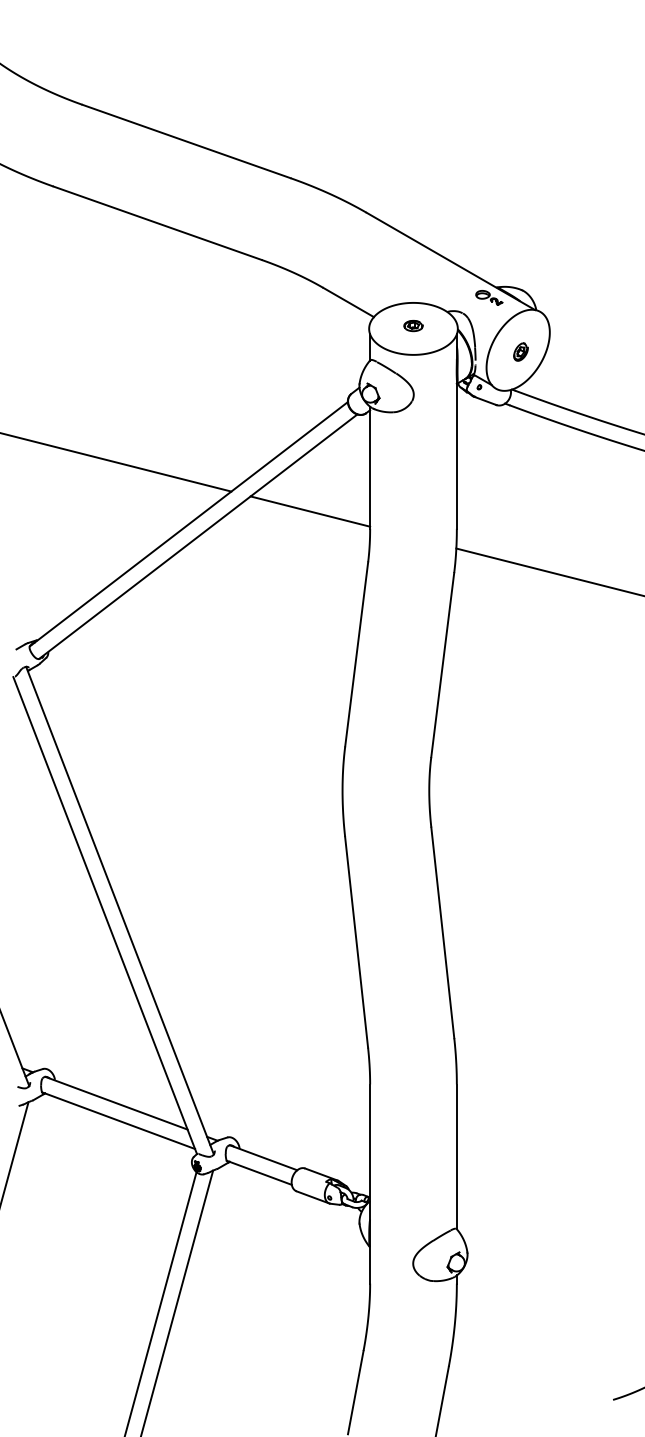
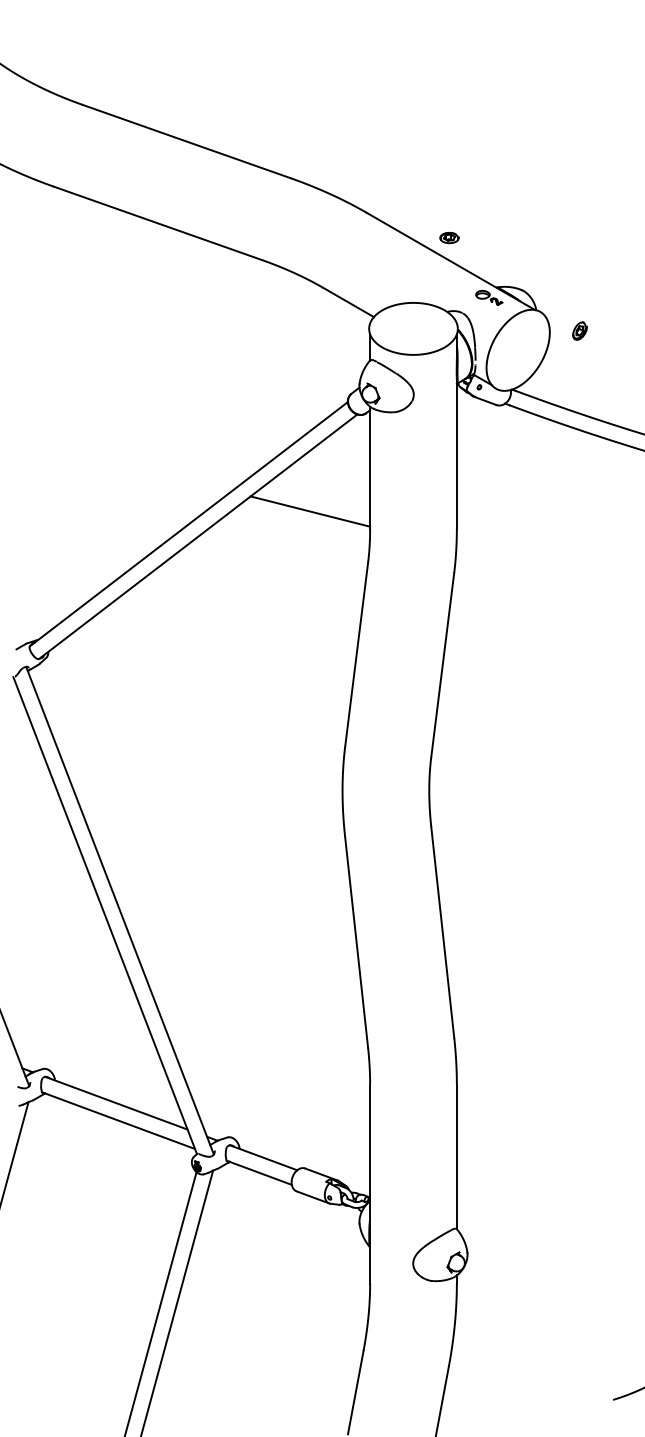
part position: (413, 326) -> (449, 238) (449, 238)
part position: (520, 351) -> (579, 330) (579, 330)
line: present -> none (116, 462)
line: present -> none (548, 571)
